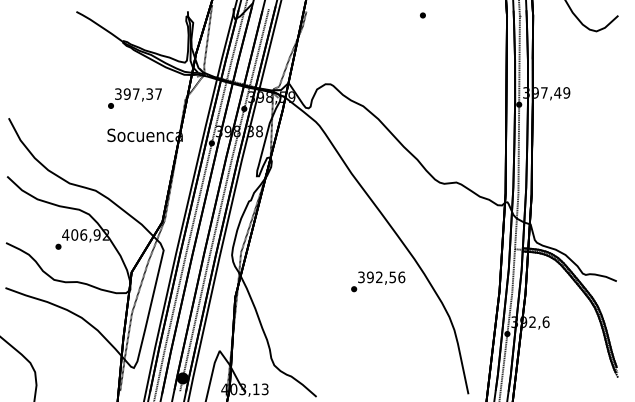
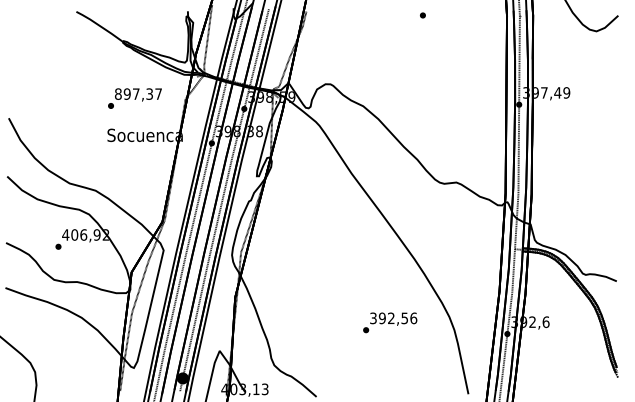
text: 397,37 -> 897,37 (118, 93)
text position: (378, 281) -> (390, 322) (390, 322)
